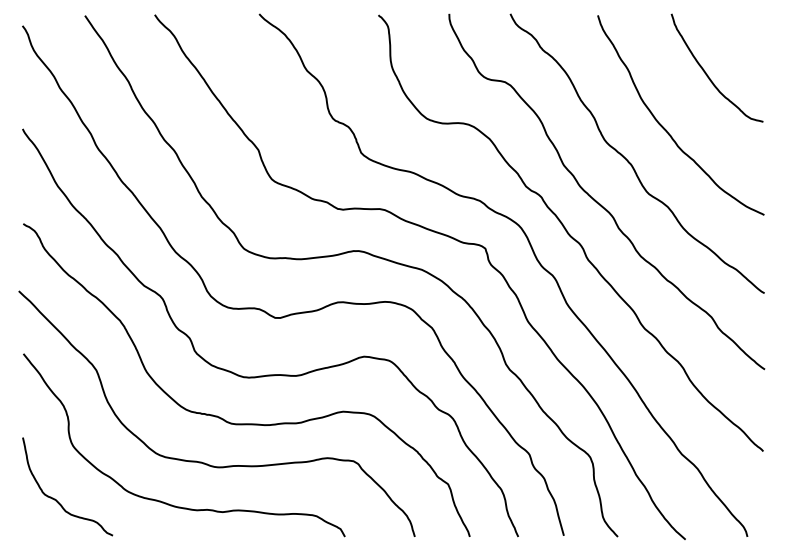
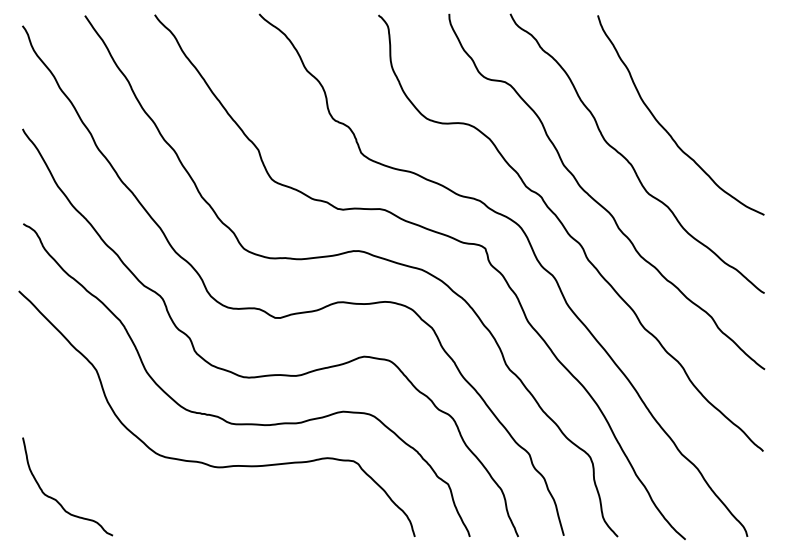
curve: present -> none (706, 72)
curve: present -> none (166, 502)
